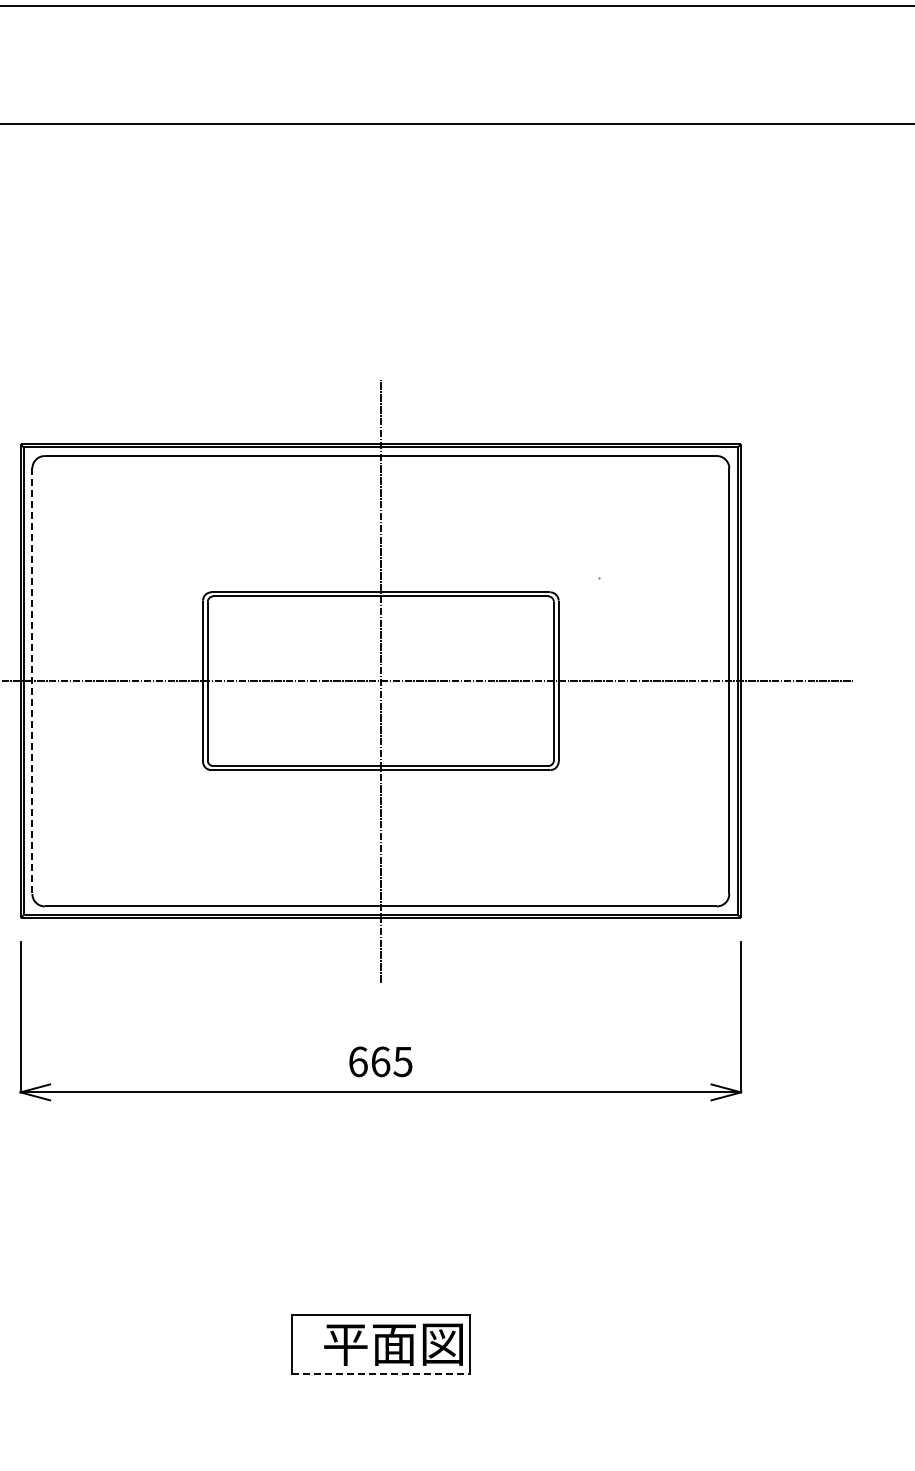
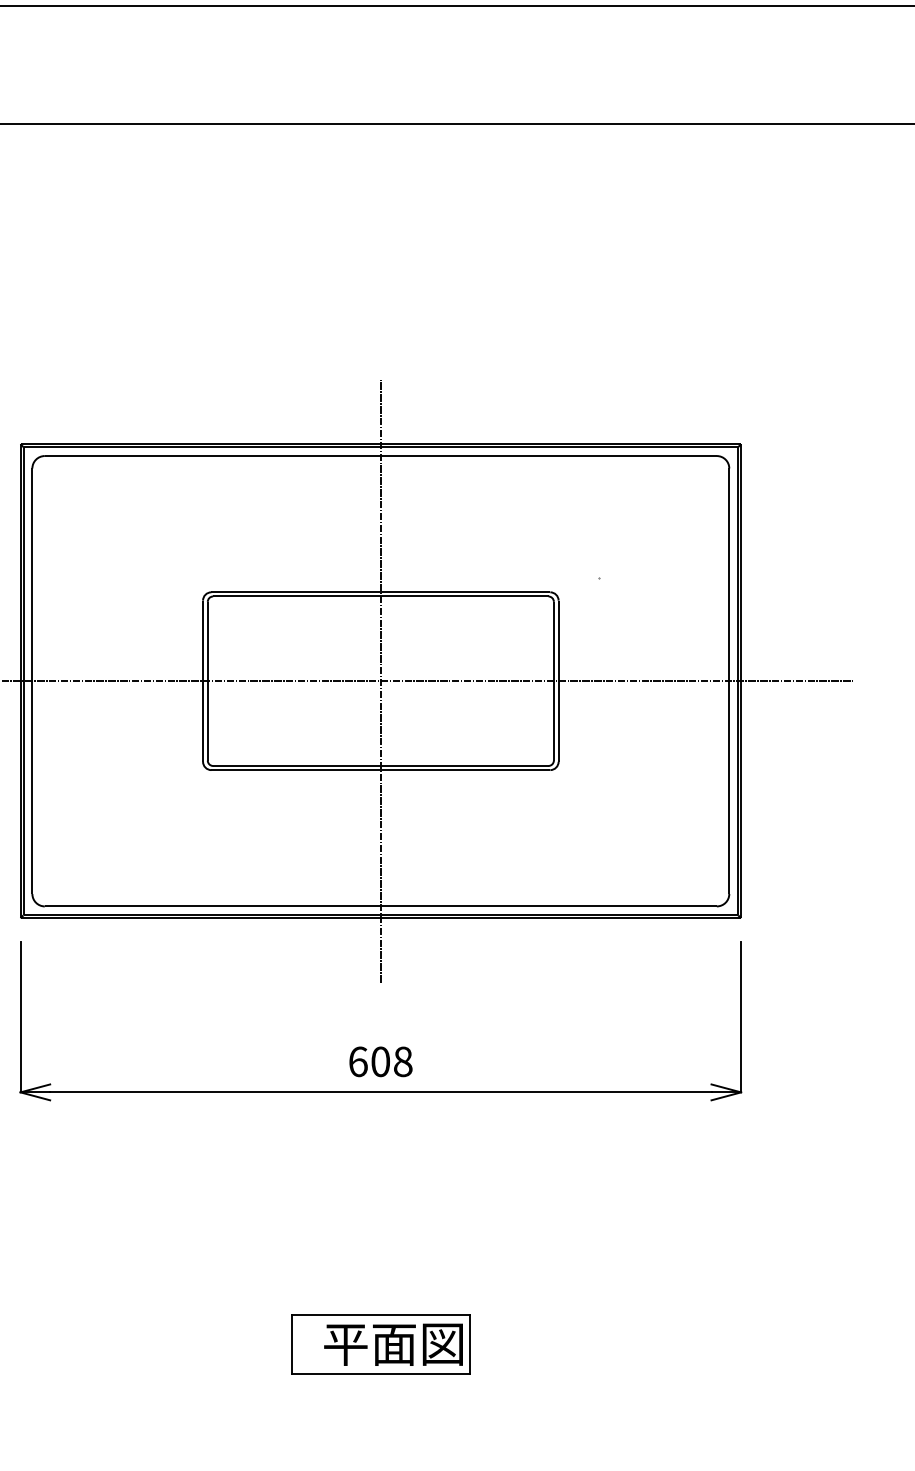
line: dashed -> solid (32, 681)
text: 665 -> 608 (391, 1061)
line: dashed -> solid (380, 1374)
